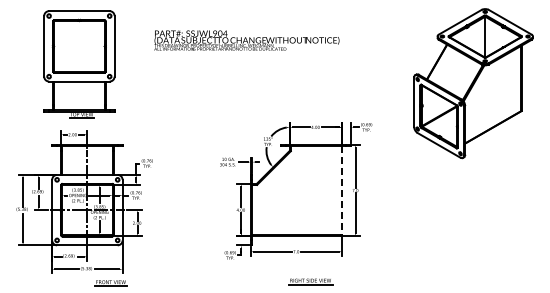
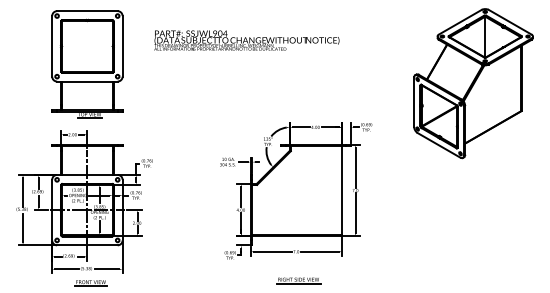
part position: (79, 64) -> (87, 64) (87, 64)
line: dashed -> solid (342, 191)
part position: (310, 281) -> (298, 280) (298, 280)
part position: (110, 283) -> (90, 283) (90, 283)
